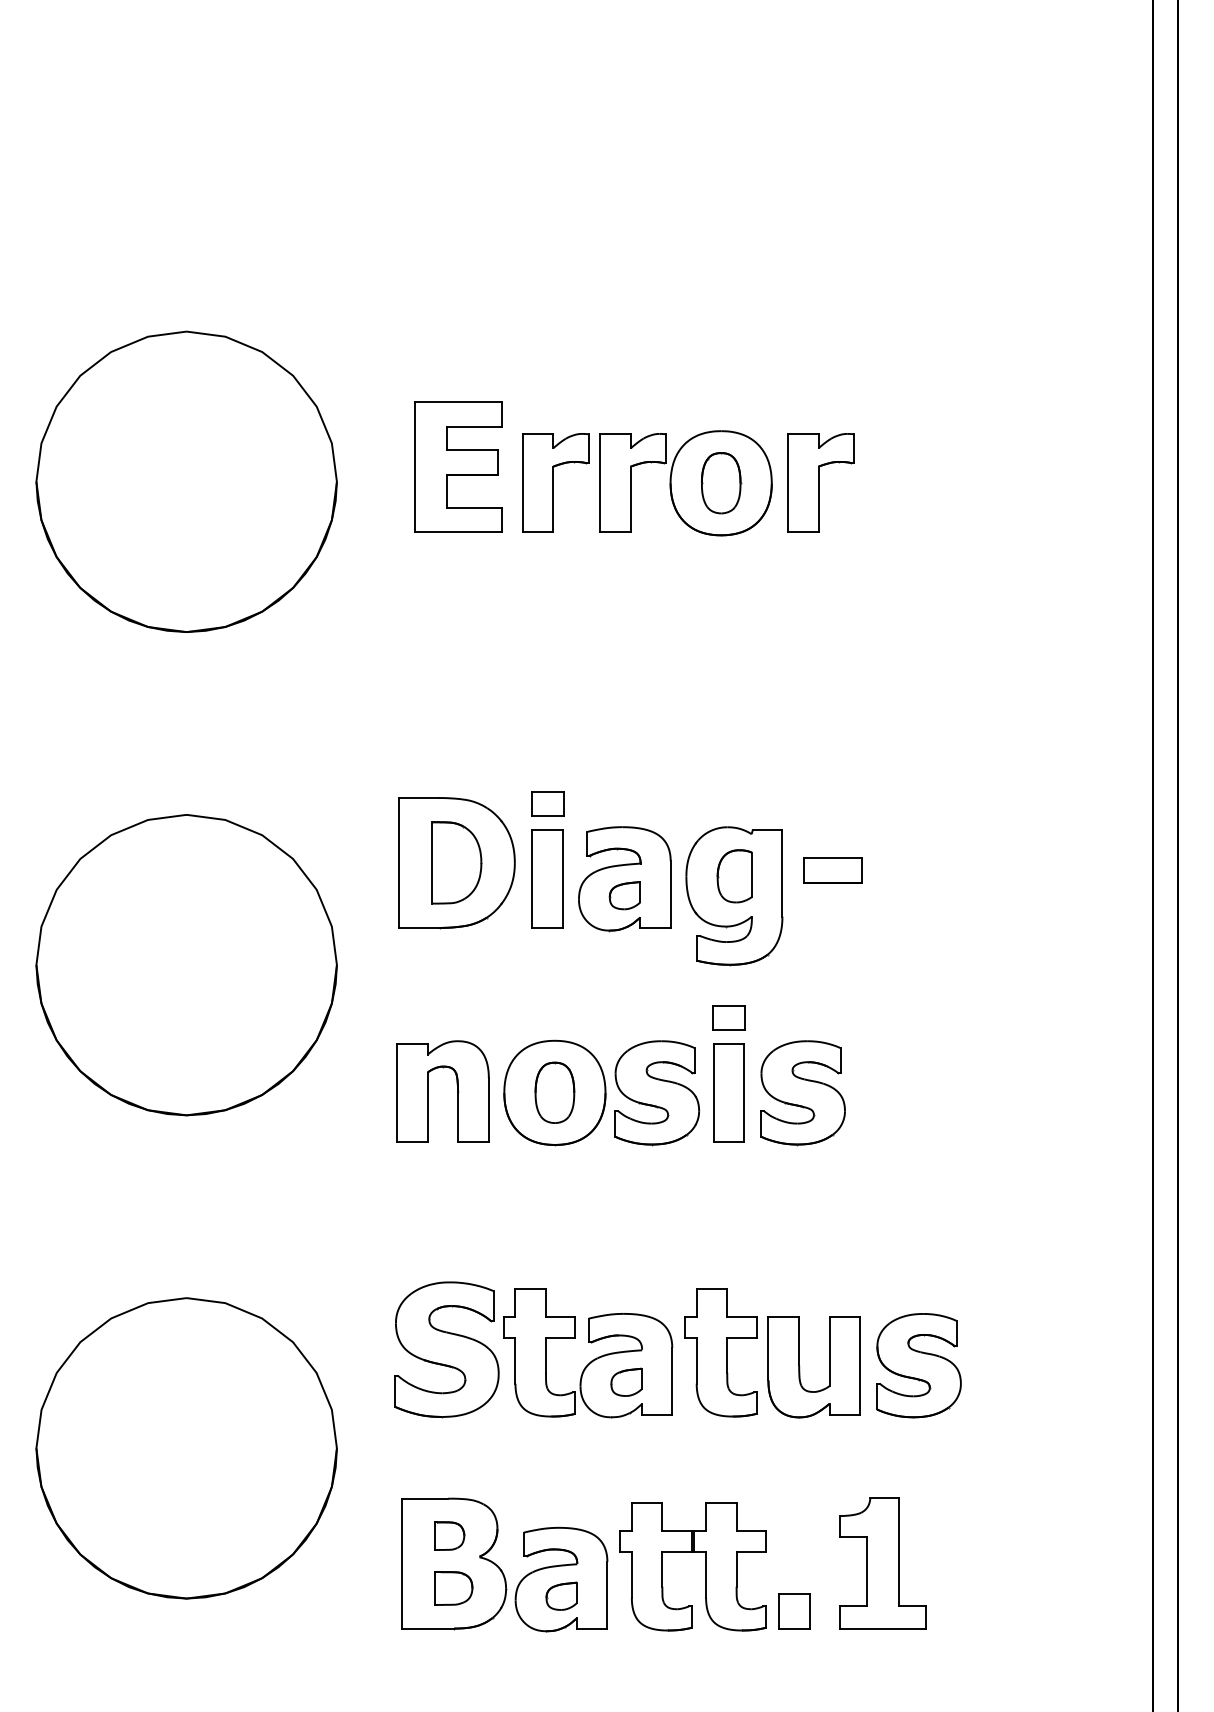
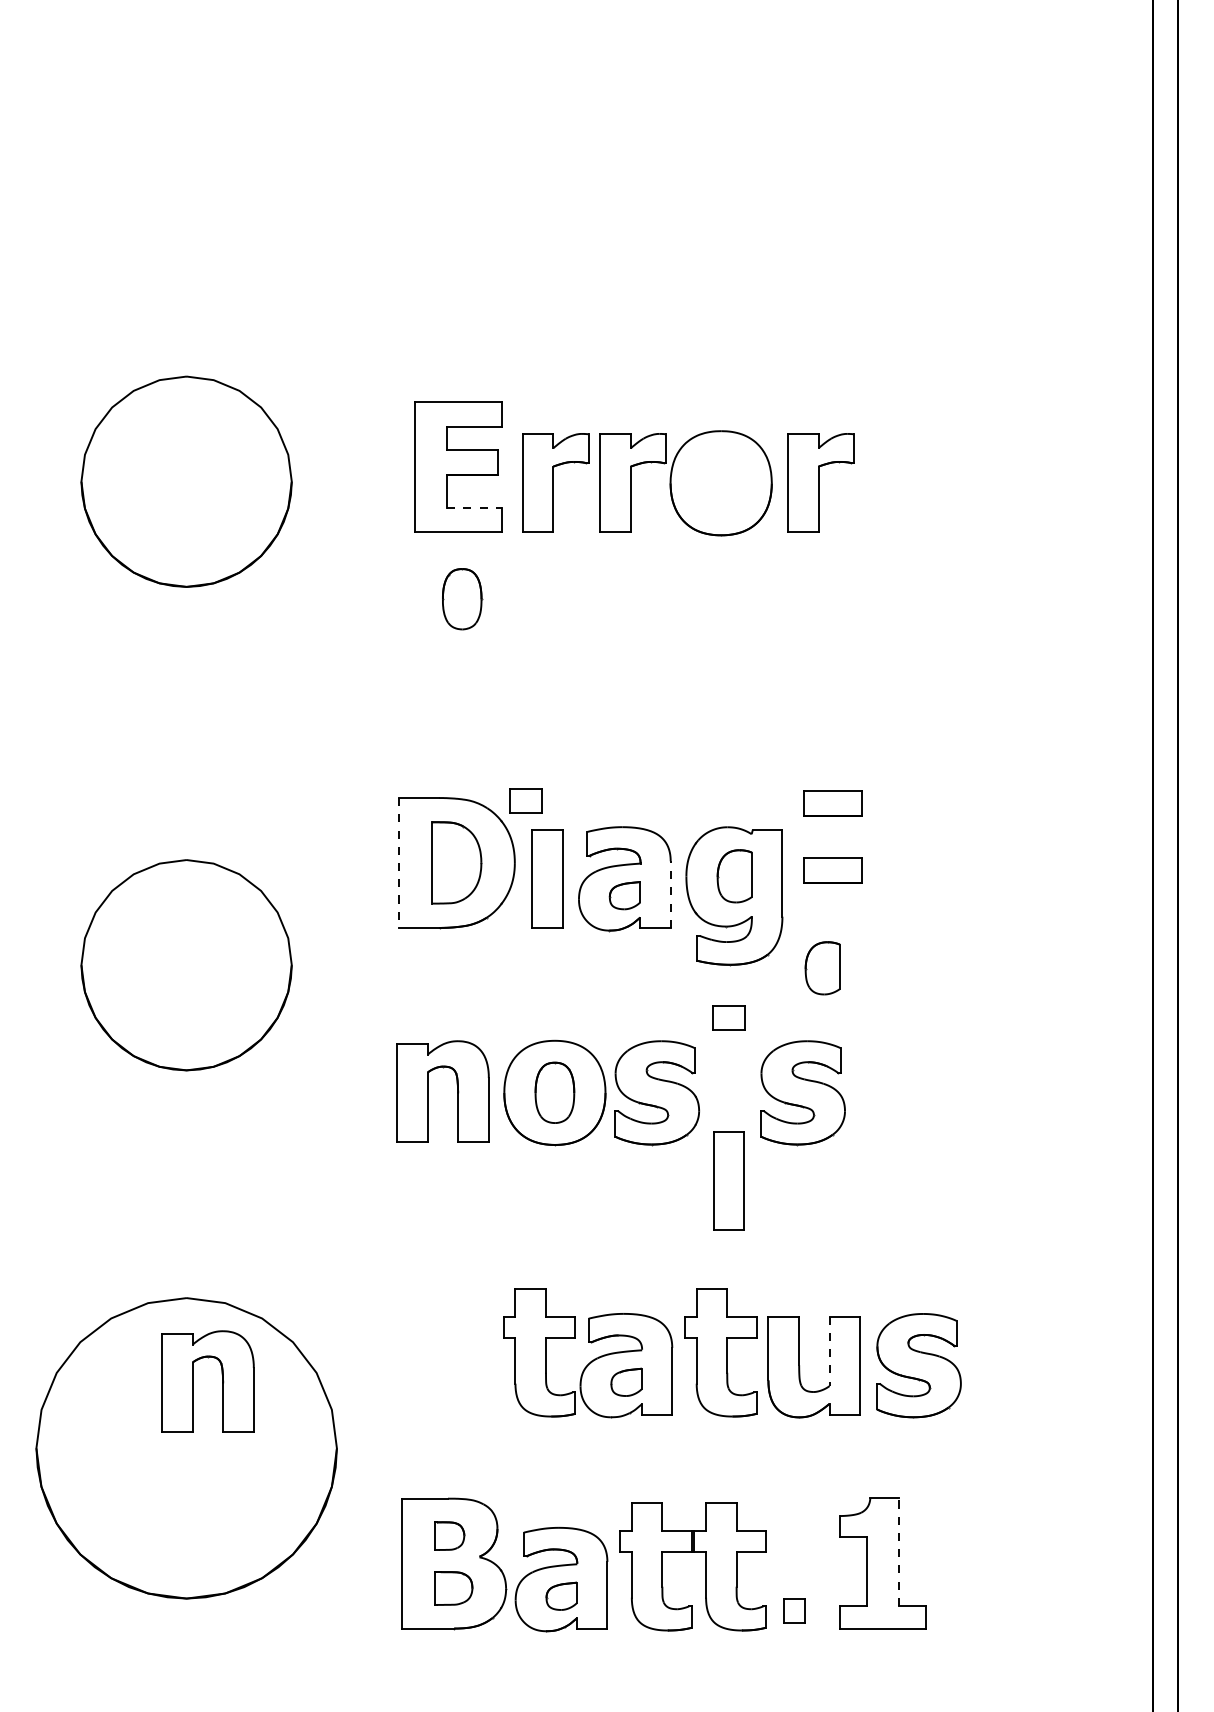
part size: 303x303 px -> 213x213 px (186, 481)
part position: (721, 483) -> (462, 599) (462, 599)
line: solid -> dashed (474, 507)
part position: (547, 803) -> (525, 800) (525, 800)
part: none -> present (832, 803)
line: solid -> dashed (398, 863)
line: solid -> dashed (670, 894)
part size: 303x303 px -> 213x213 px (186, 965)
part: none -> present (822, 968)
part position: (728, 1092) -> (728, 1180) (728, 1180)
part: present -> none (446, 1349)
line: solid -> dashed (829, 1351)
part: none -> present (193, 1381)
line: solid -> dashed (898, 1552)
part size: 33x37 px -> 23x26 px (794, 1610)
